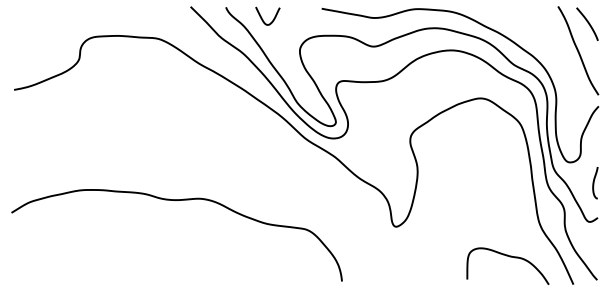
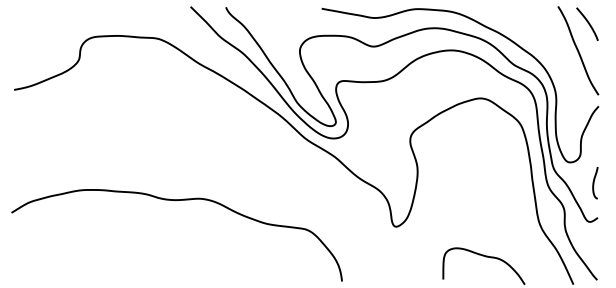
curve: present -> none (262, 17)
curve position: (509, 257) -> (485, 257) (485, 257)
